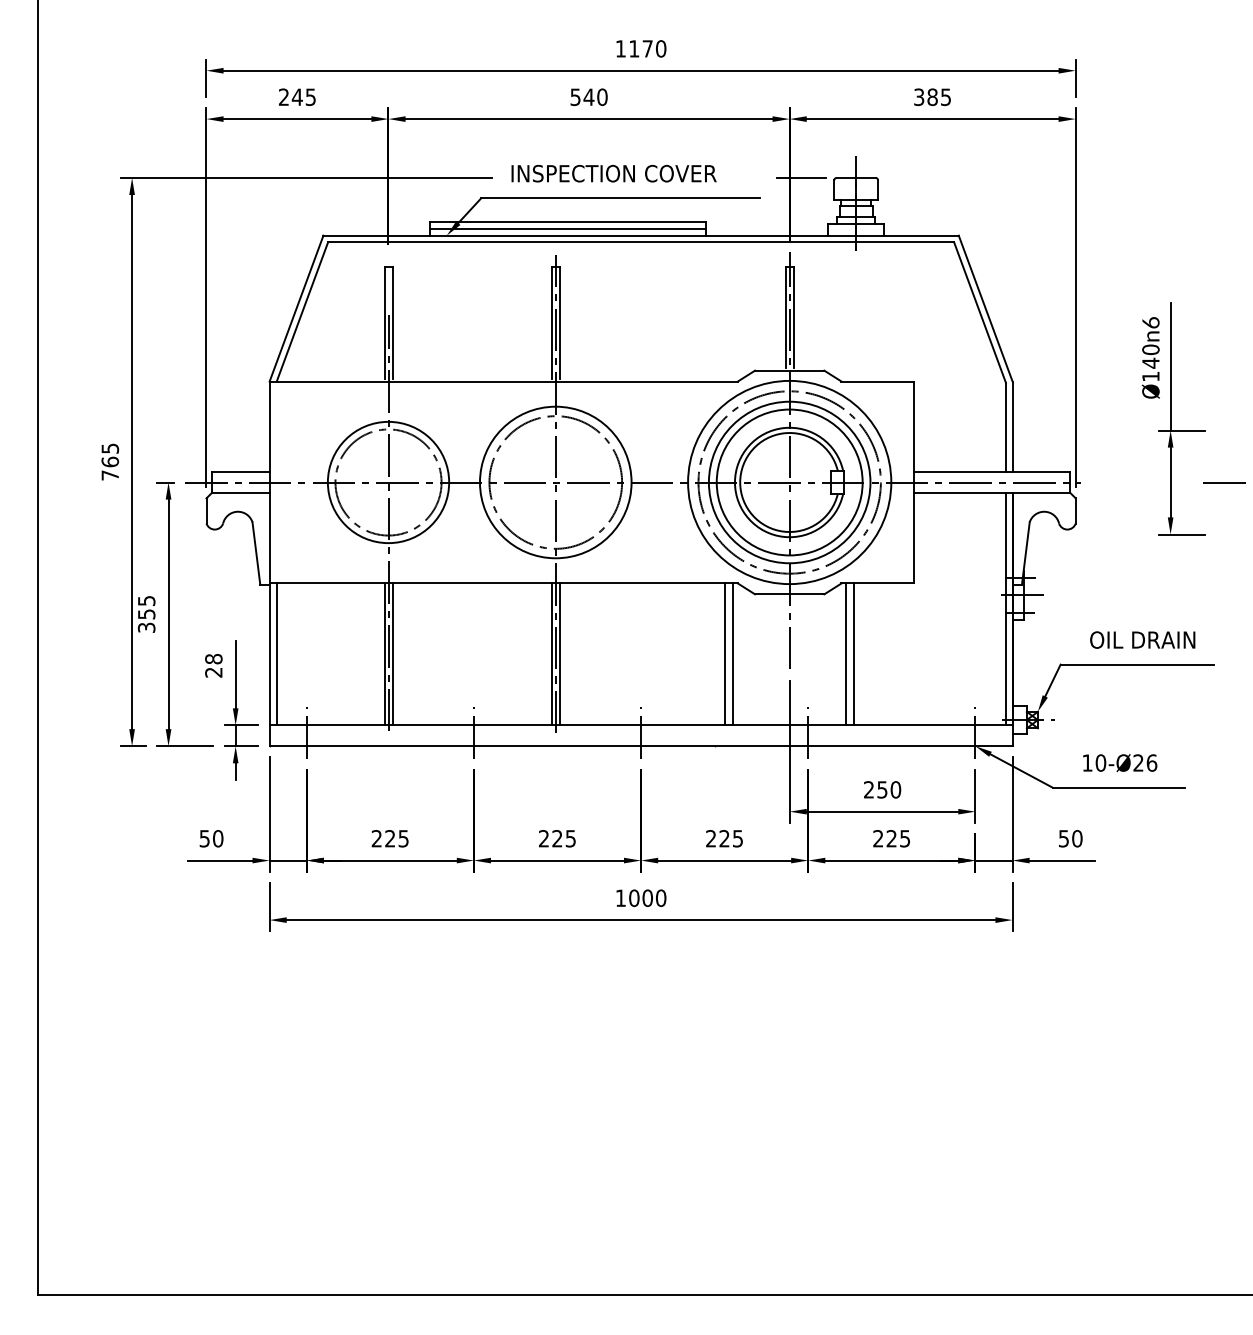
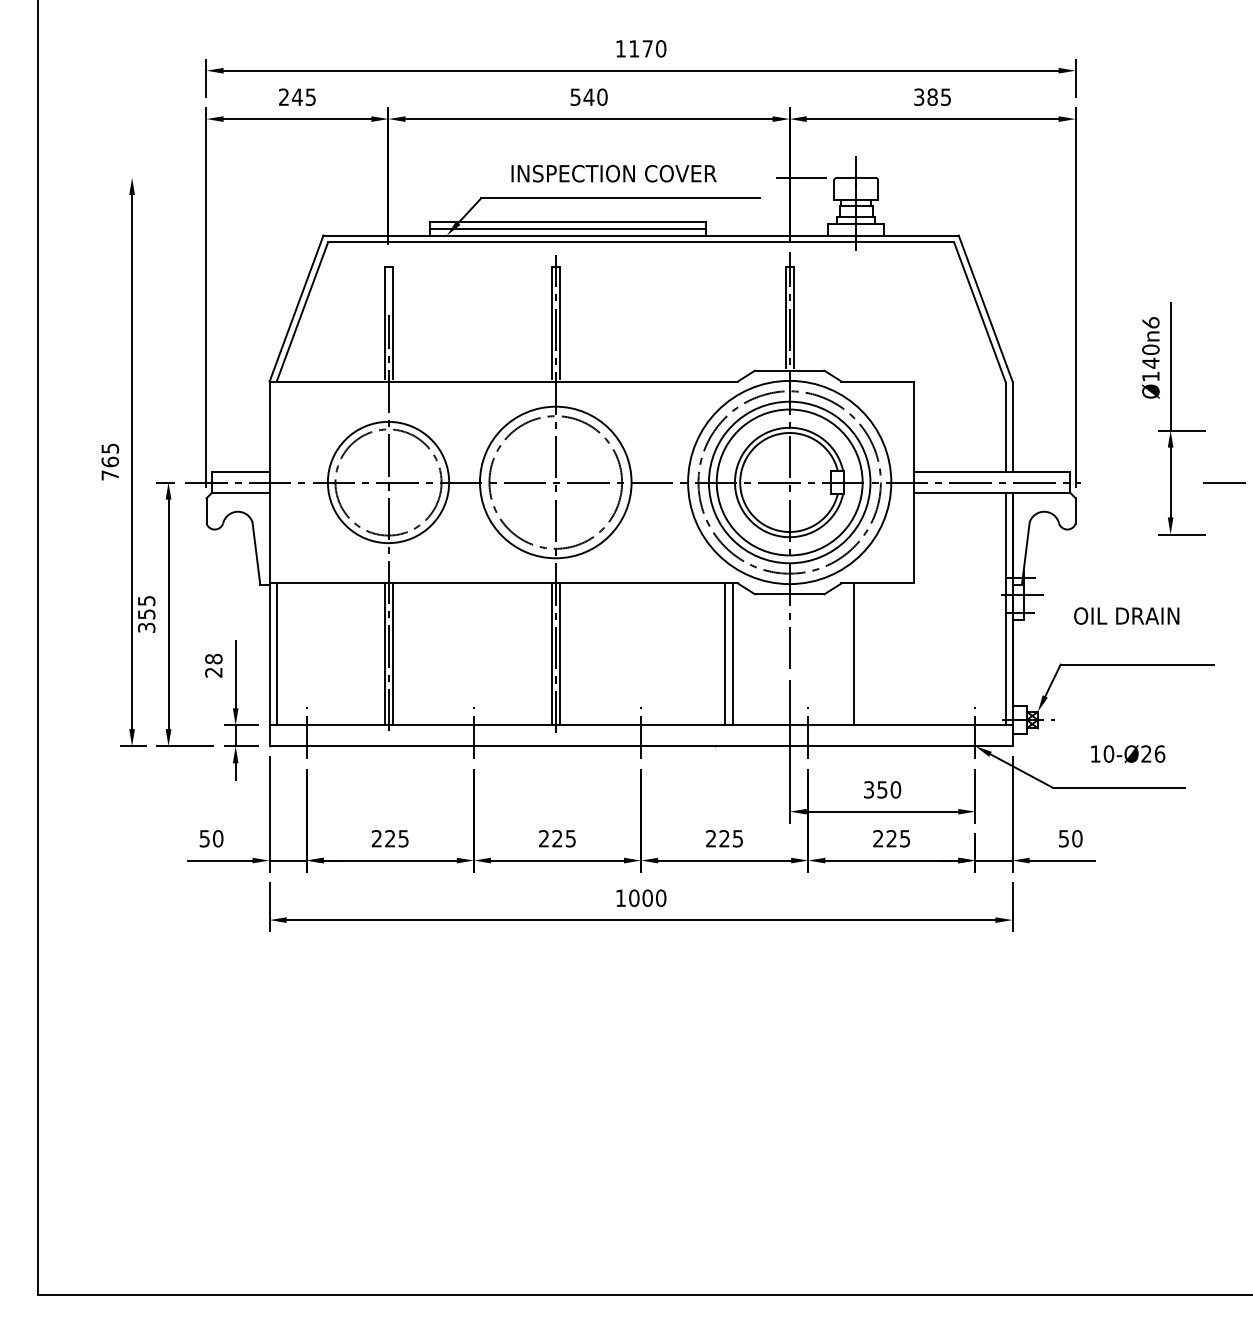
line: present -> none (306, 177)
text position: (1142, 639) -> (1126, 615) (1126, 615)
line: present -> none (846, 654)
text position: (1120, 763) -> (1128, 754) (1128, 754)
text: 250 -> 350 (869, 789)
